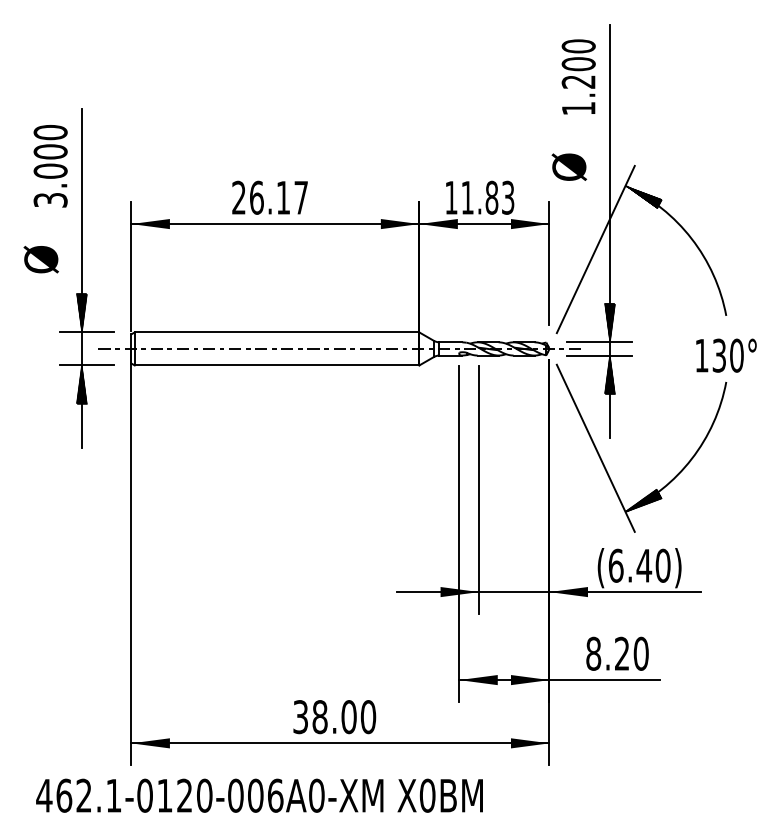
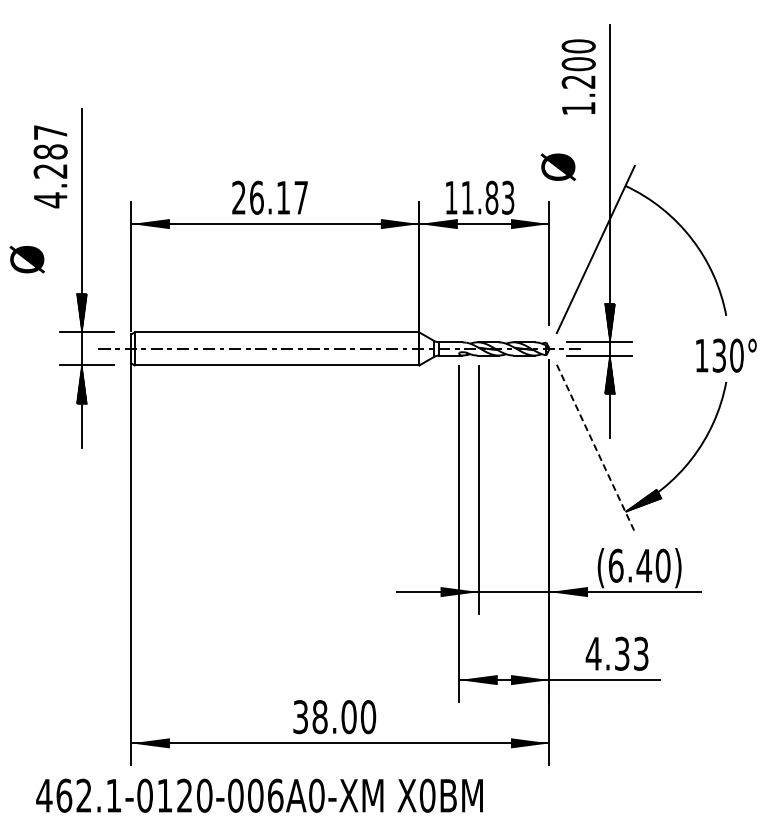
text: 3.000 -> 4.287 (50, 166)
text position: (569, 166) -> (558, 166) (558, 166)
hatch: present -> none (643, 196)
text position: (40, 259) -> (26, 259) (26, 259)
line: solid -> dashed (596, 448)
text: 8.20 -> 4.33 (616, 653)
